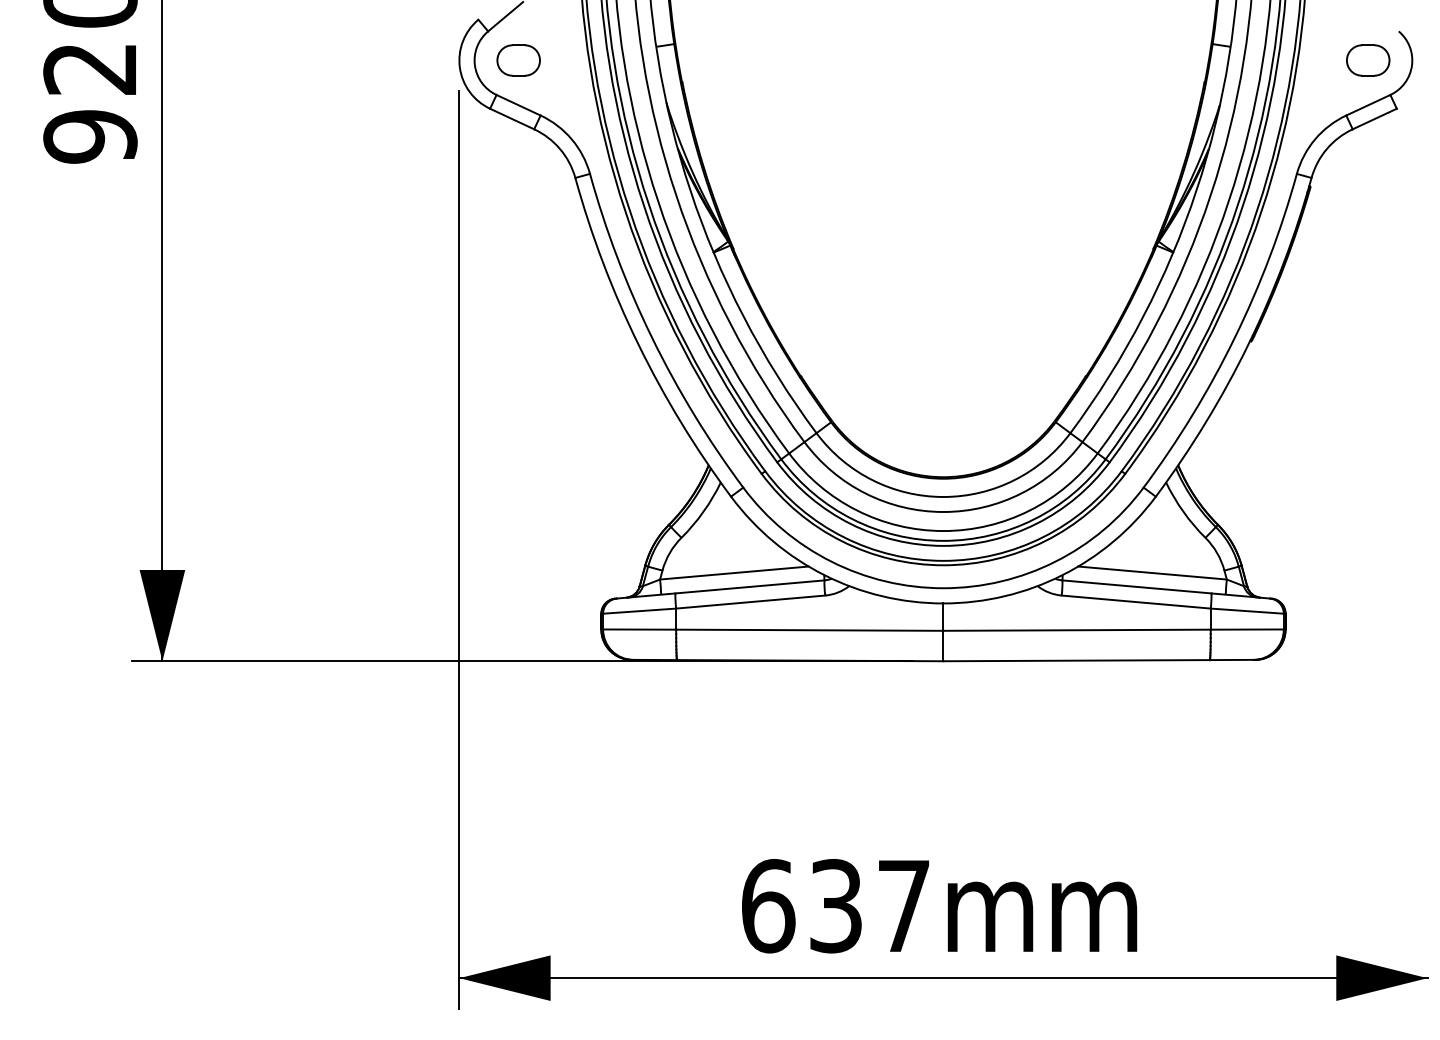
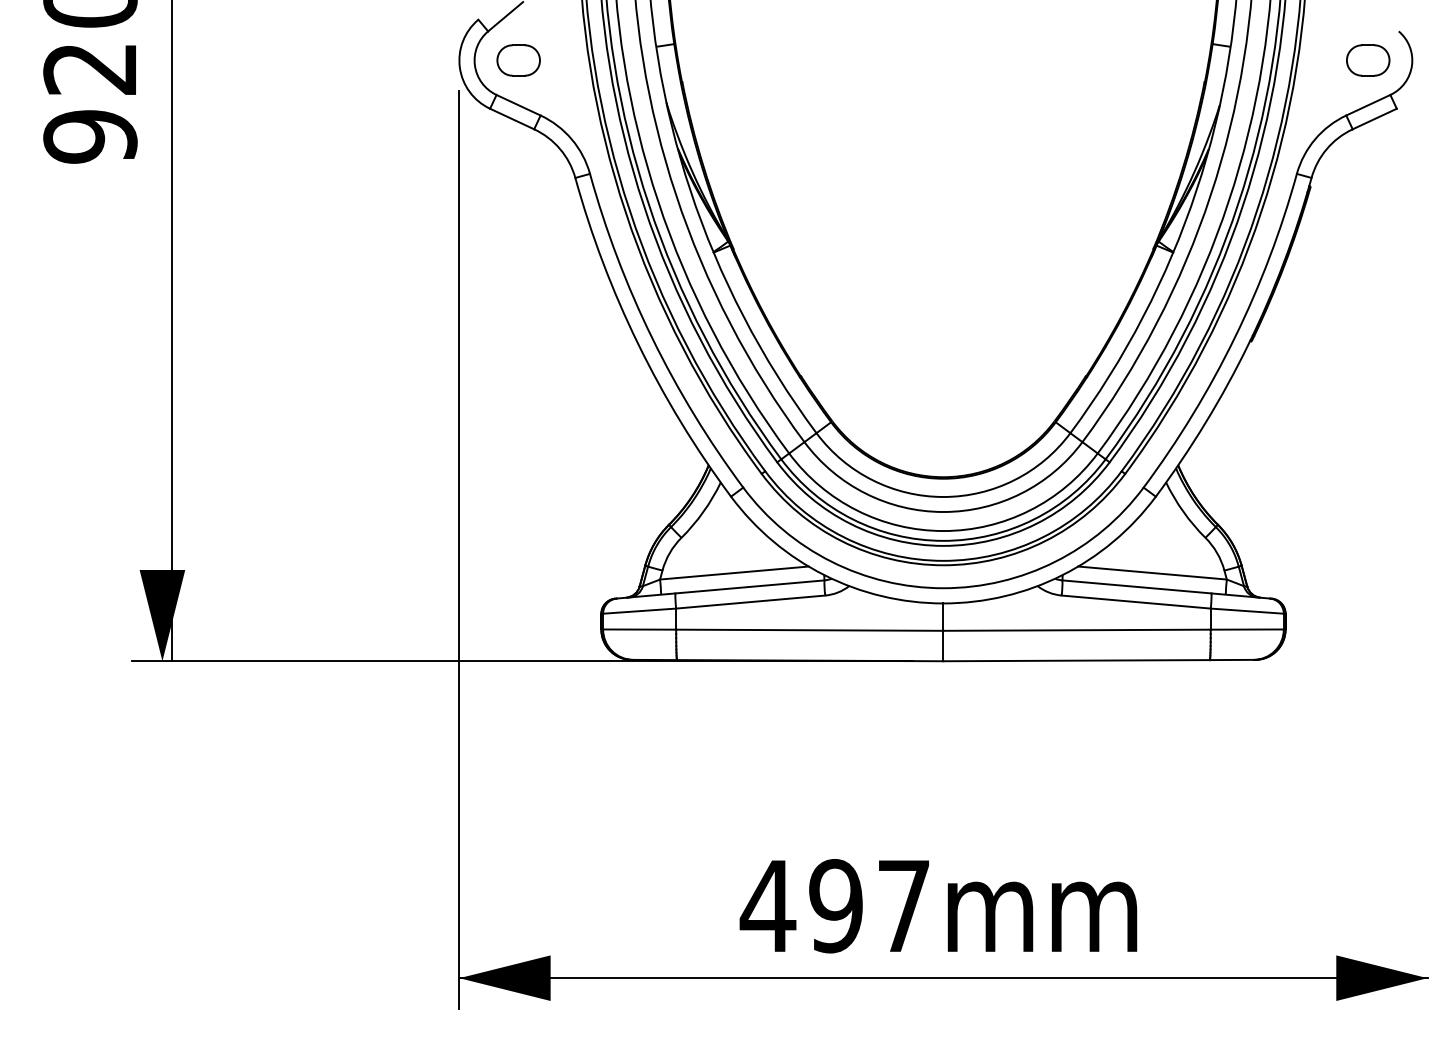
line position: (162, 331) -> (172, 331) (172, 331)
text: 637mm -> 497mm (800, 906)
